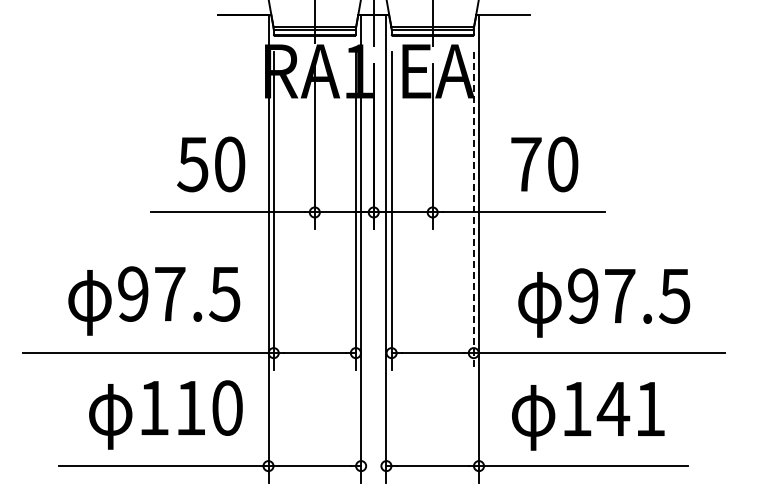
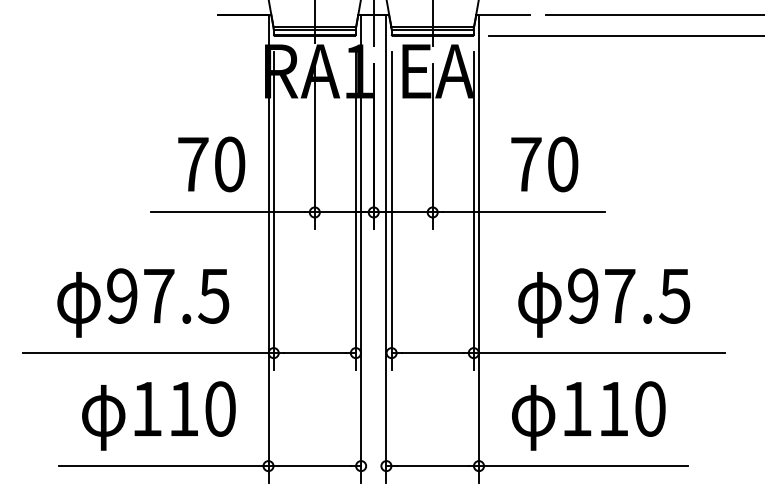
line: none -> present (653, 15)
line: none -> present (625, 35)
text: 50 -> 70 (192, 164)
line: dashed -> solid (473, 211)
text position: (154, 300) -> (143, 302) (143, 302)
text: 141 -> 110 (630, 408)
text position: (165, 414) -> (158, 415) (158, 415)
